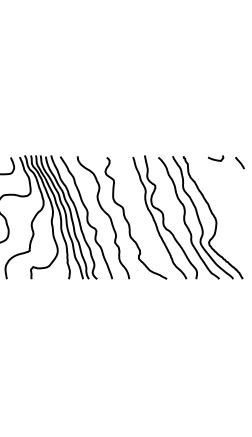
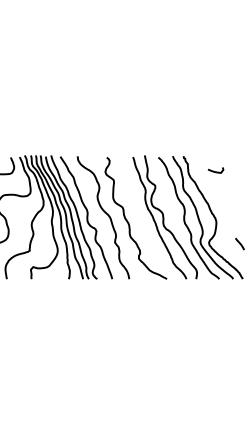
curve position: (215, 159) -> (215, 171) (215, 171)
curve position: (239, 162) -> (239, 243) (239, 243)
